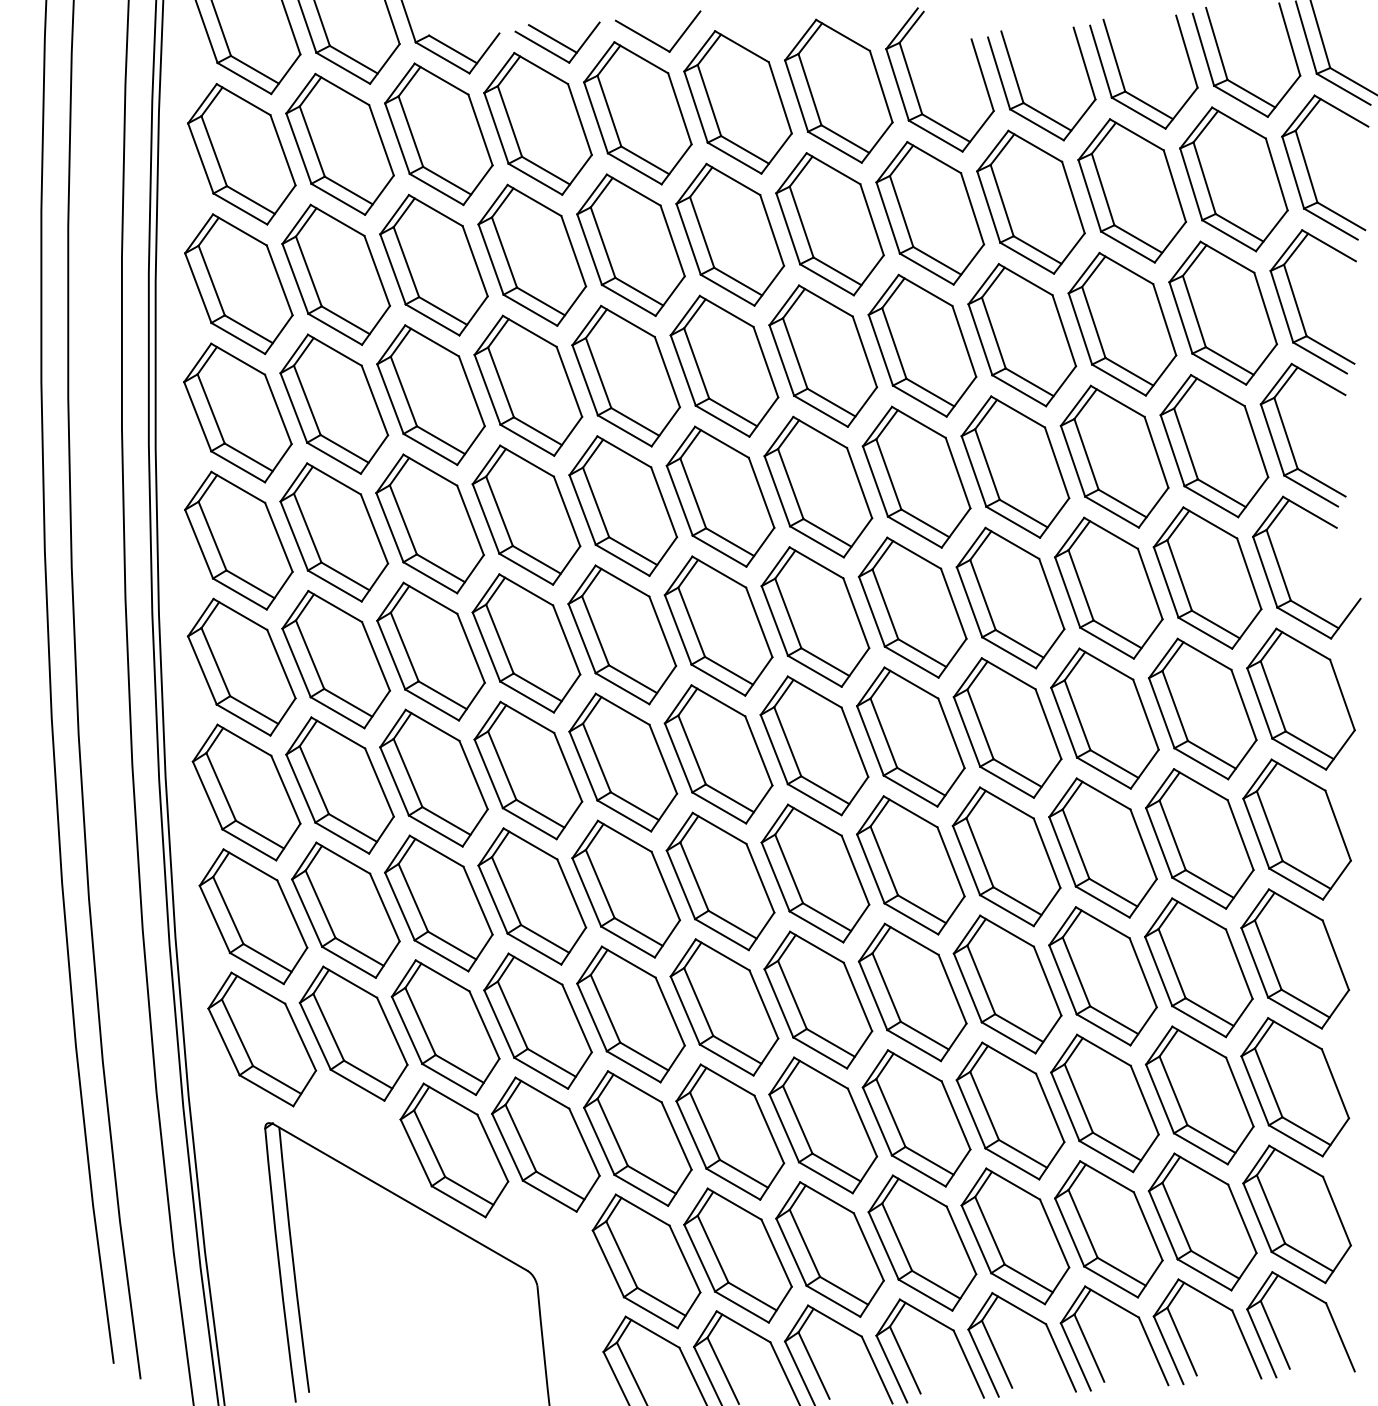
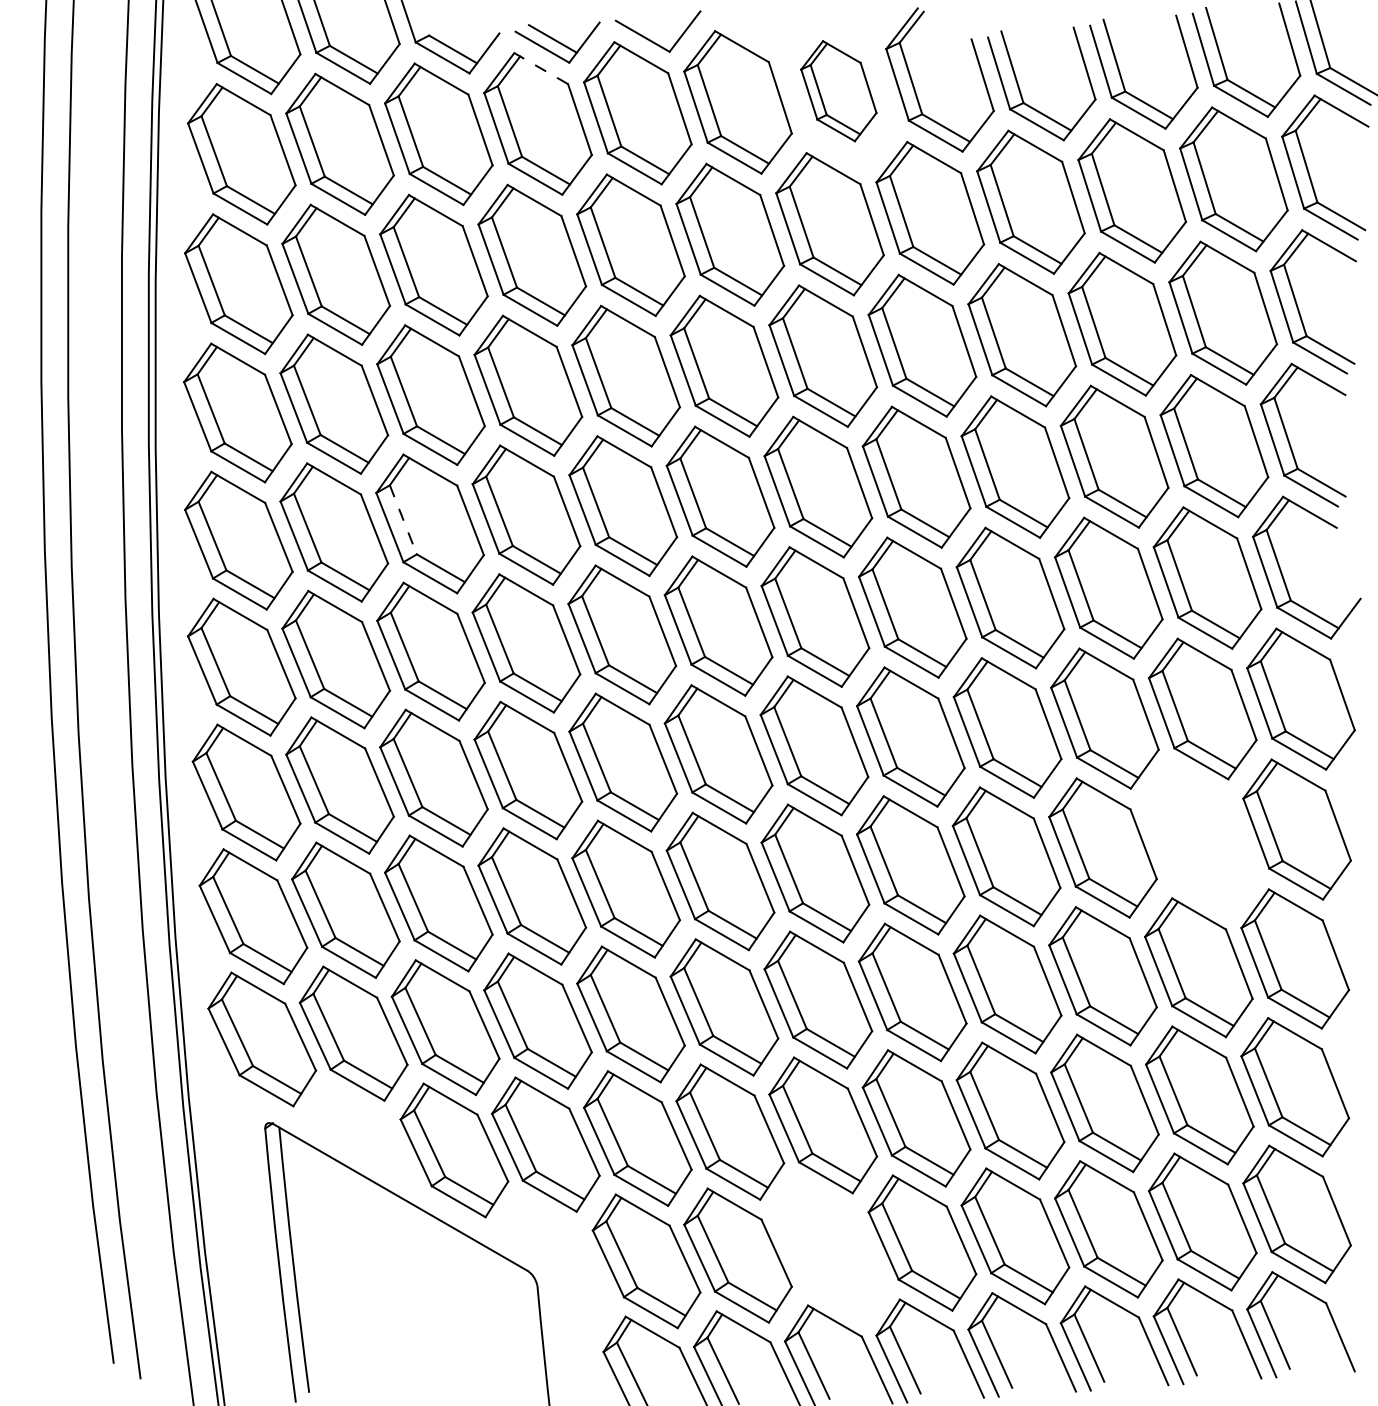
line: solid -> dashed (540, 68)
part size: 110x146 px -> 78x103 px (838, 91)
line: solid -> dashed (403, 520)
part: present -> none (1199, 838)
part: present -> none (829, 1249)
